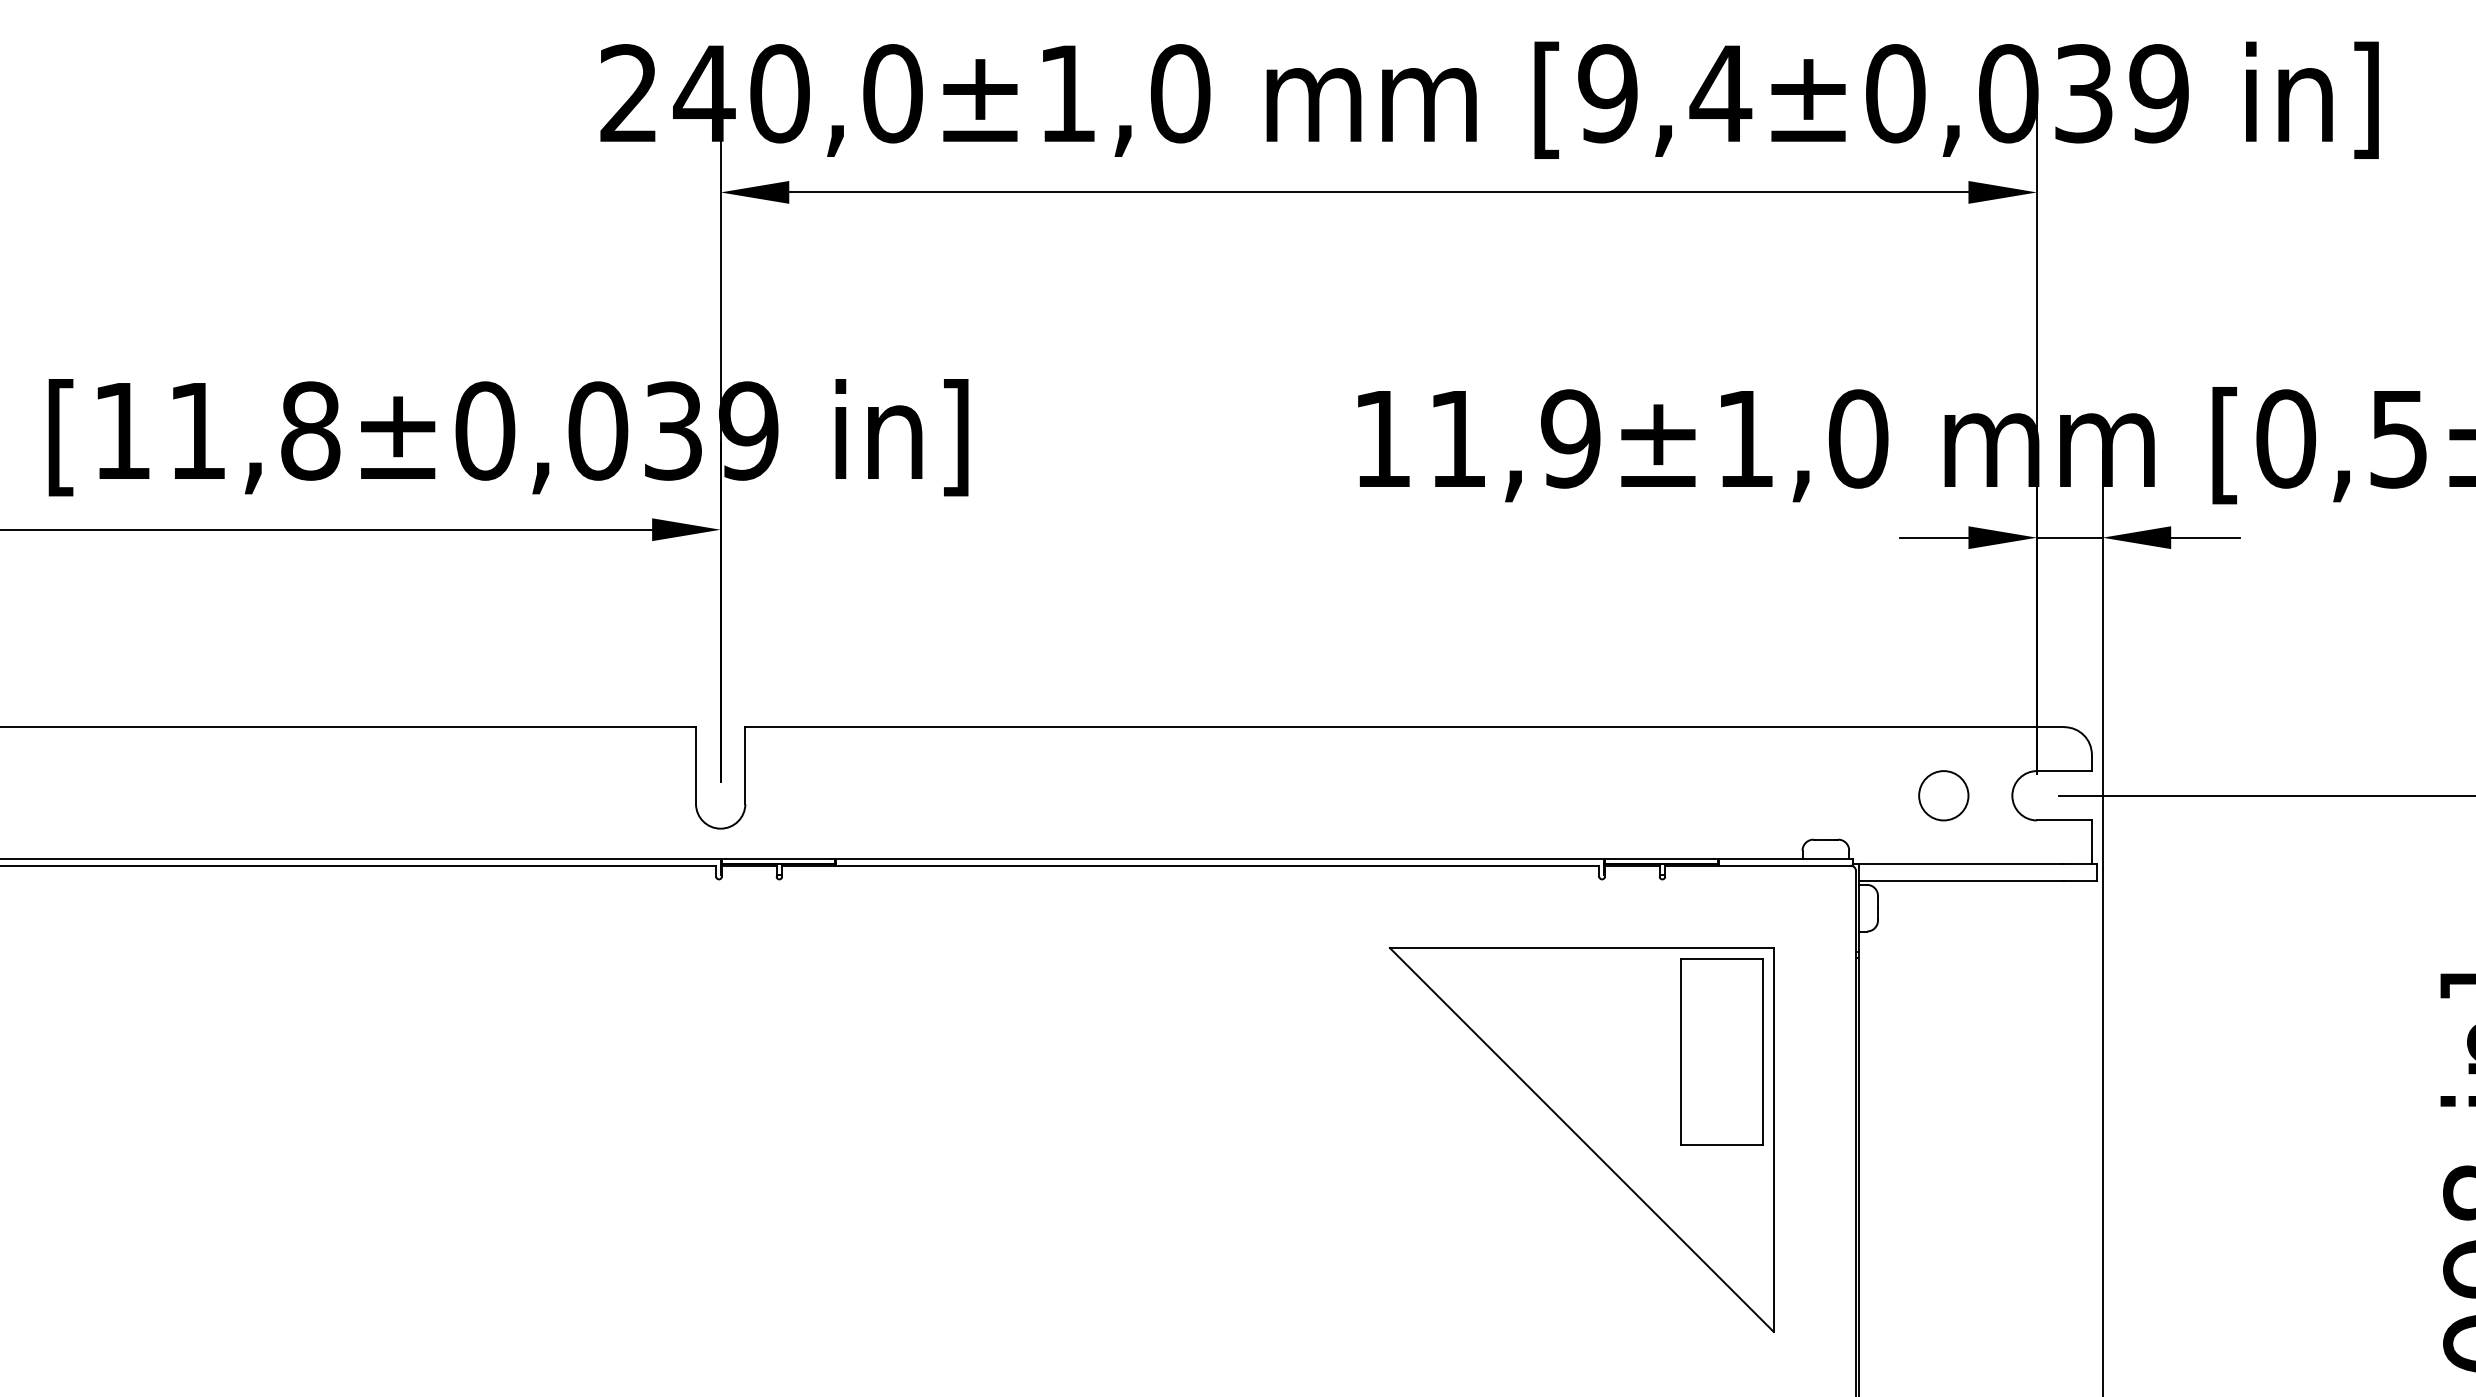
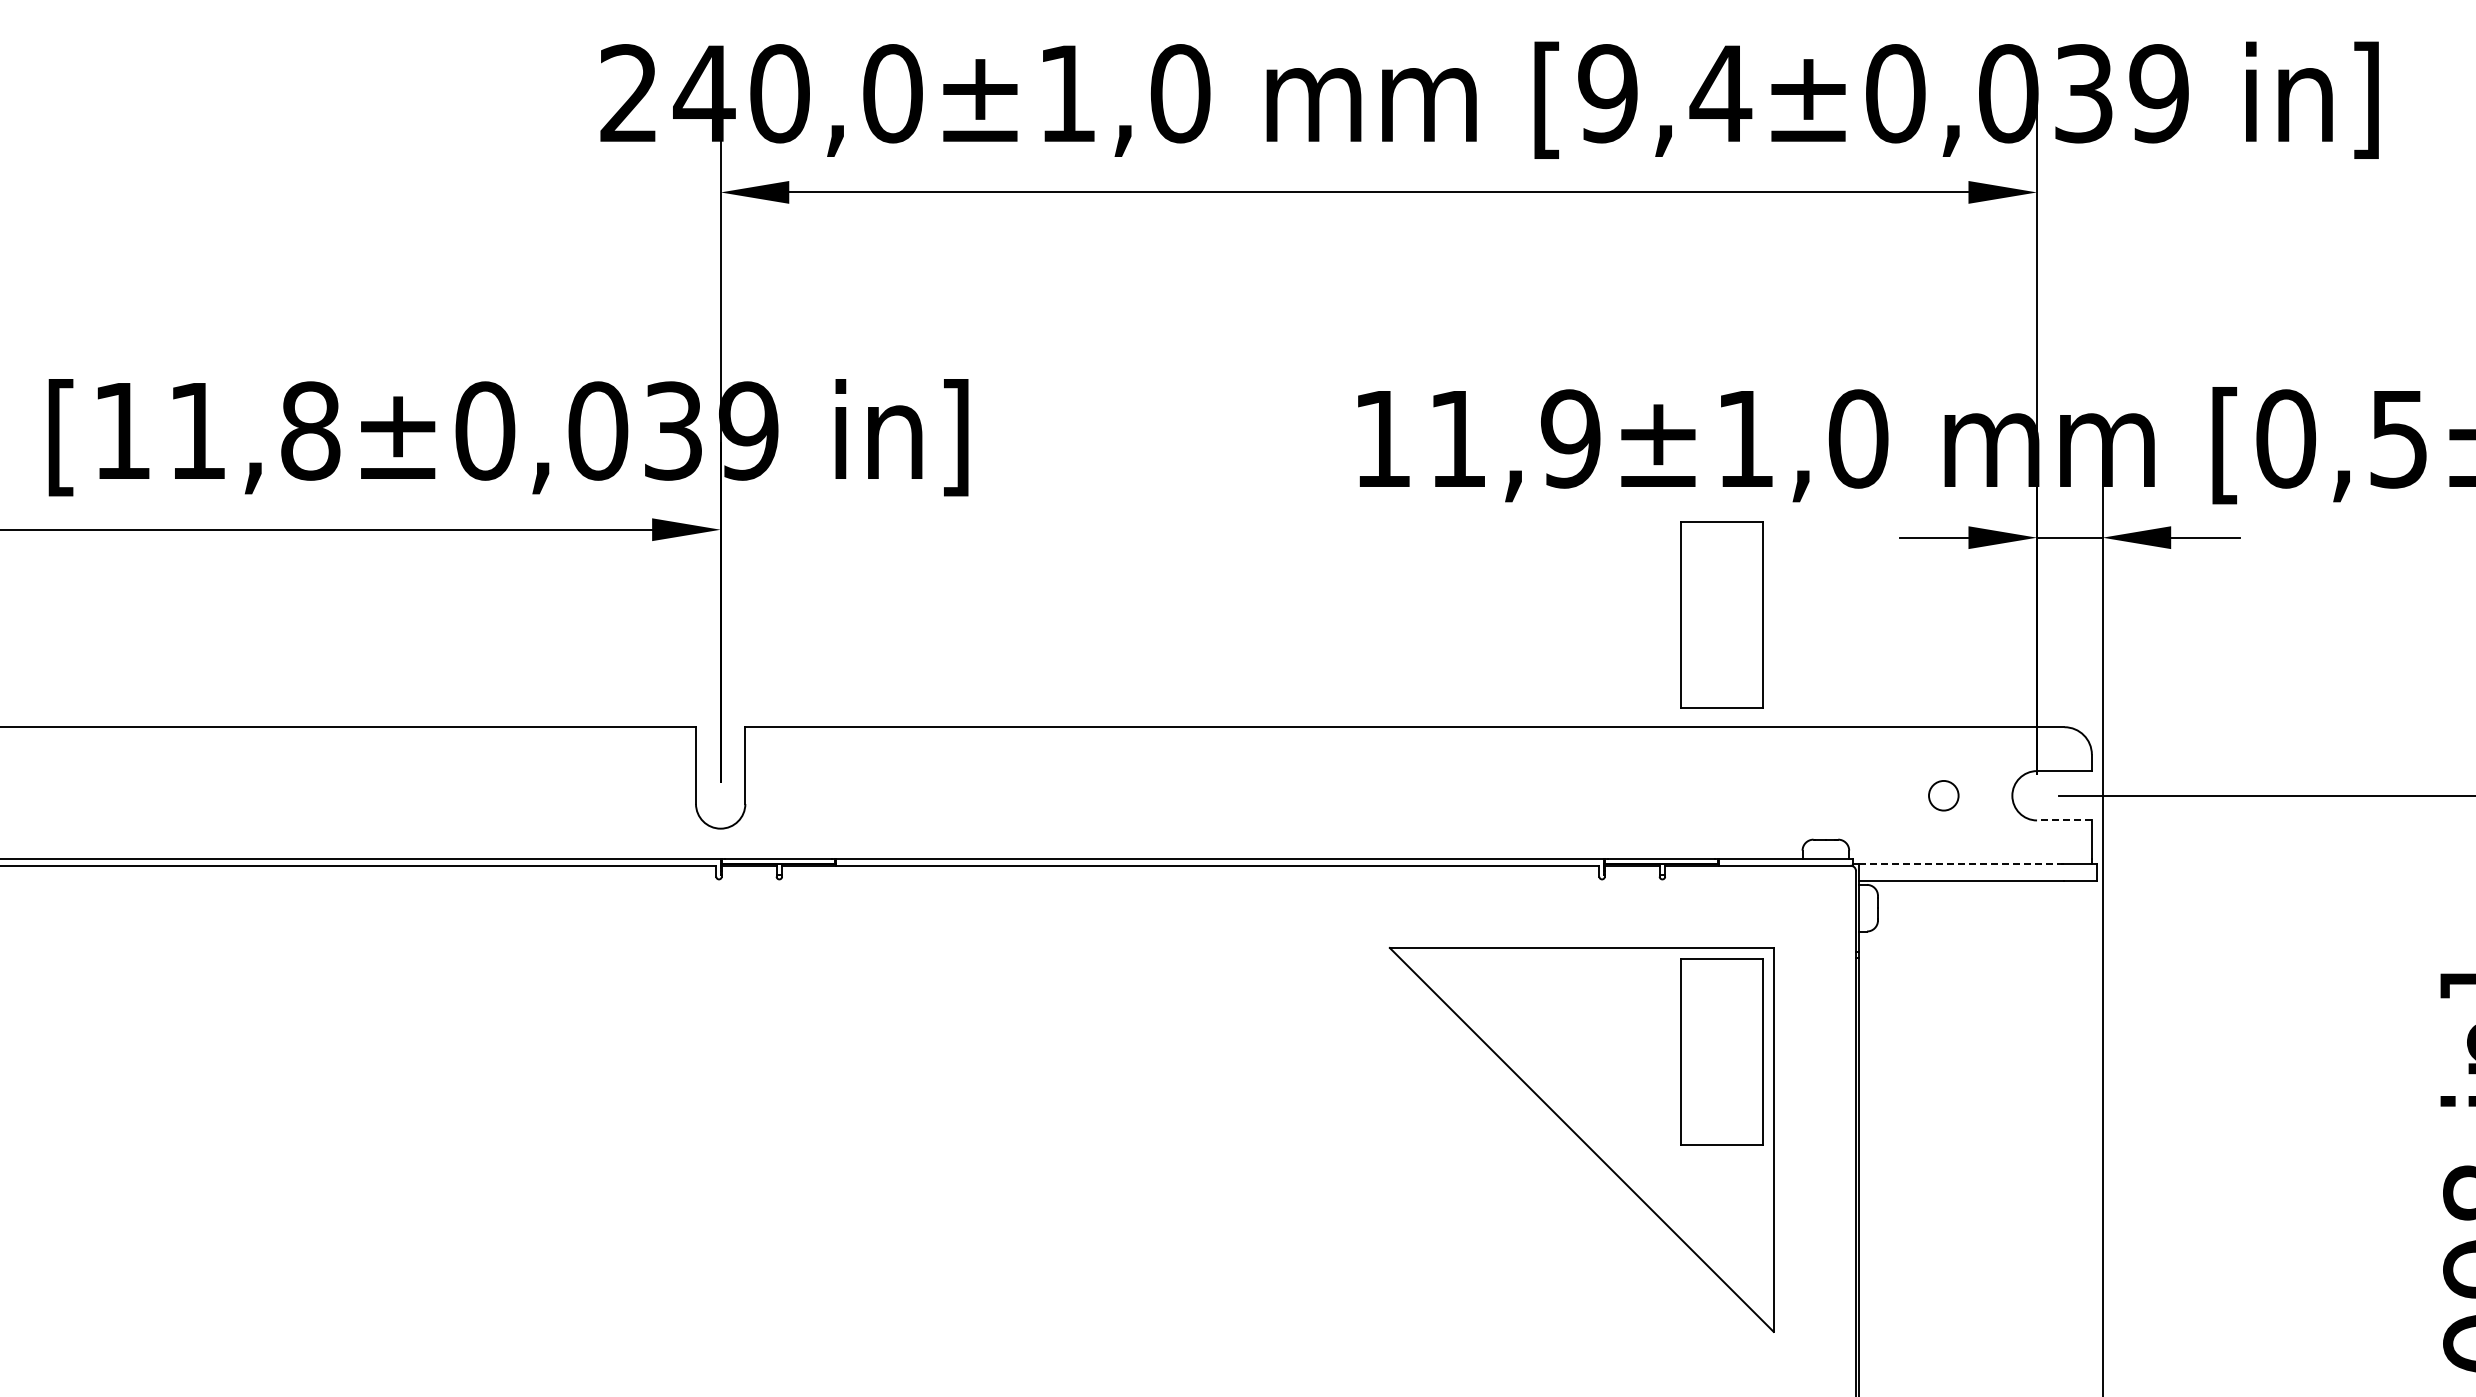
part: none -> present (1721, 614)
circle diameter: 49 px -> 30 px (1943, 795)
line: solid -> dashed (2063, 820)
line: solid -> dashed (1961, 864)
